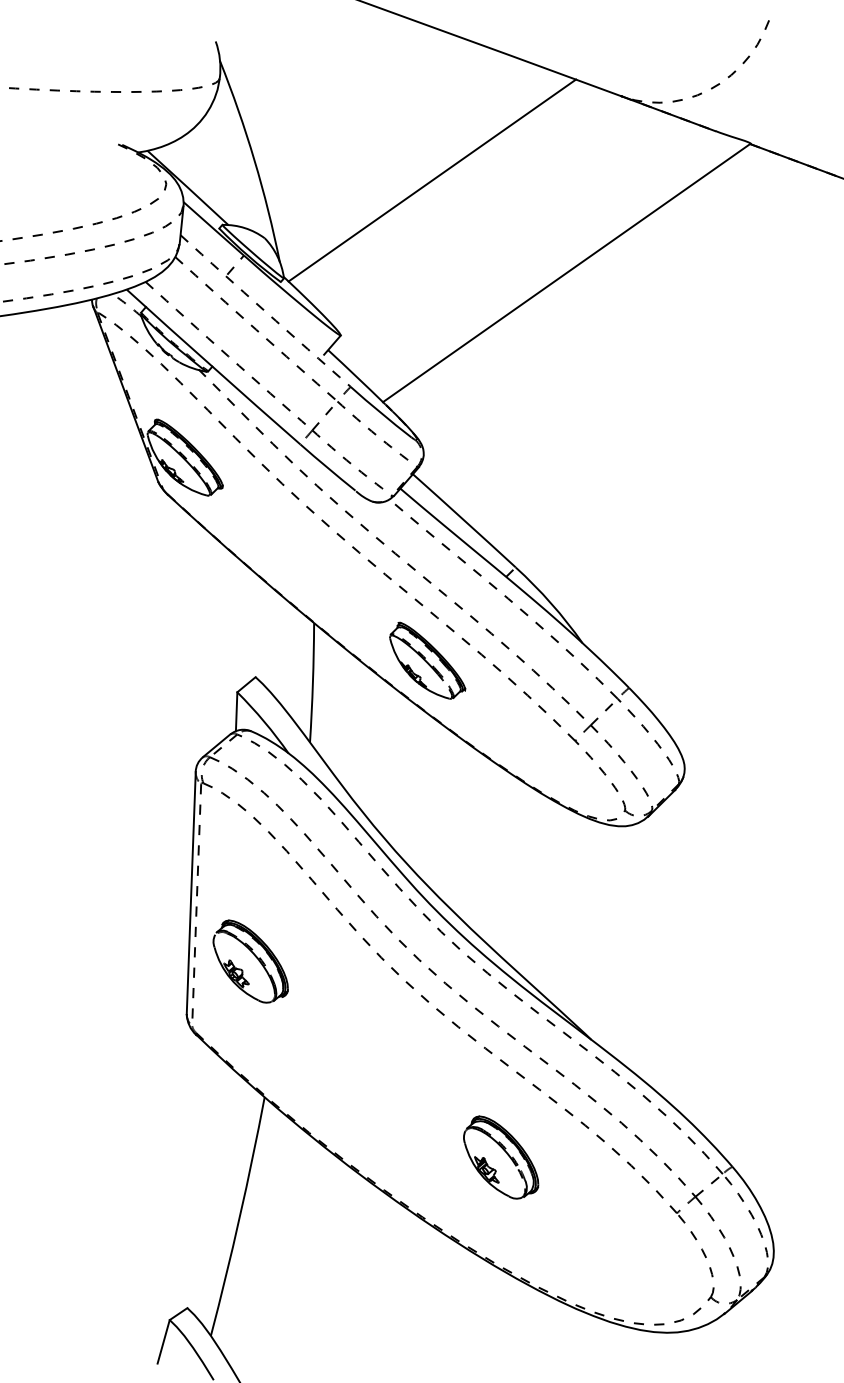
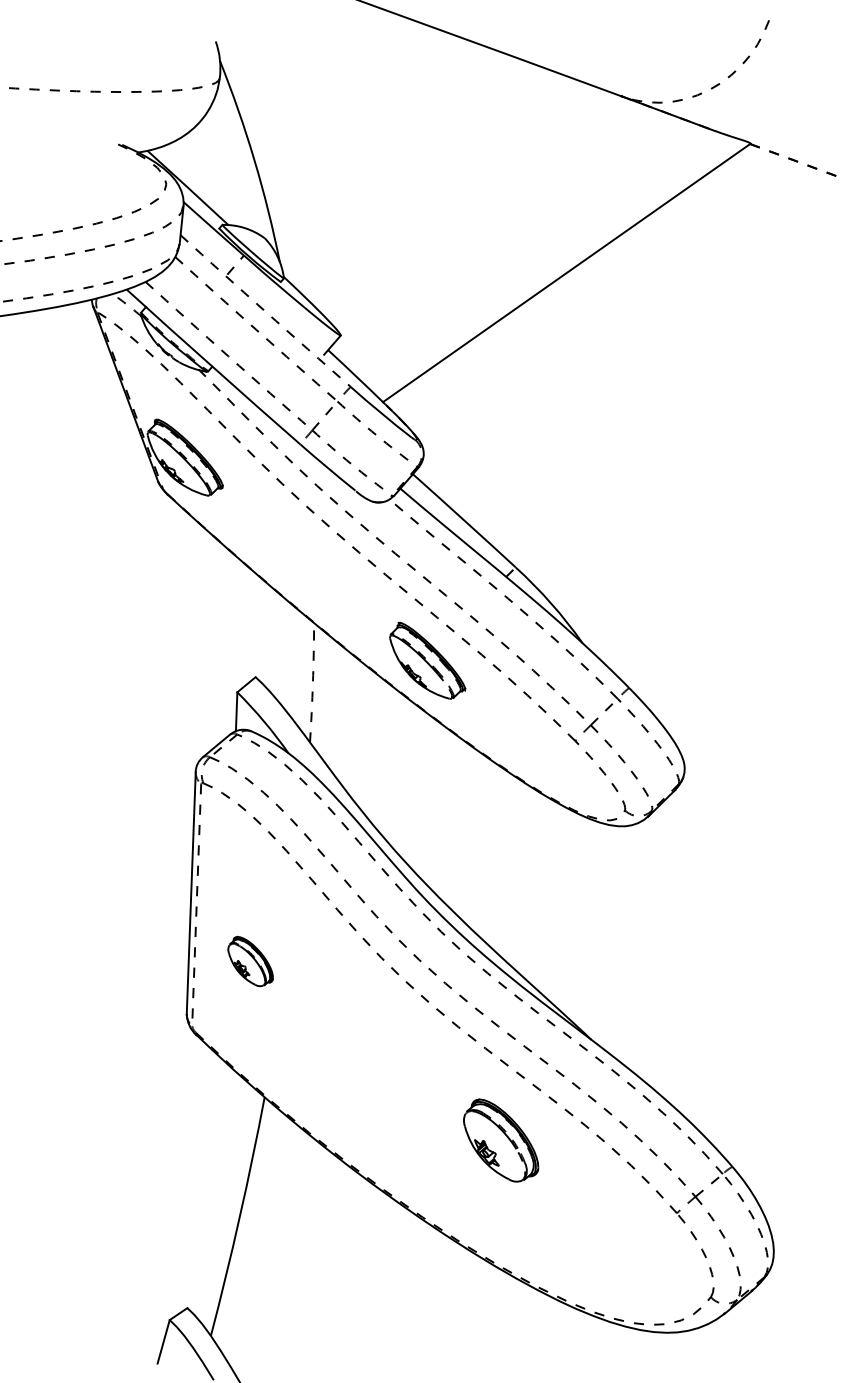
line: solid -> dashed (796, 161)
line: present -> none (432, 180)
arc: solid -> dashed (312, 682)
part size: 77x85 px -> 47x53 px (250, 961)
part position: (501, 1157) -> (501, 1140) (501, 1140)
